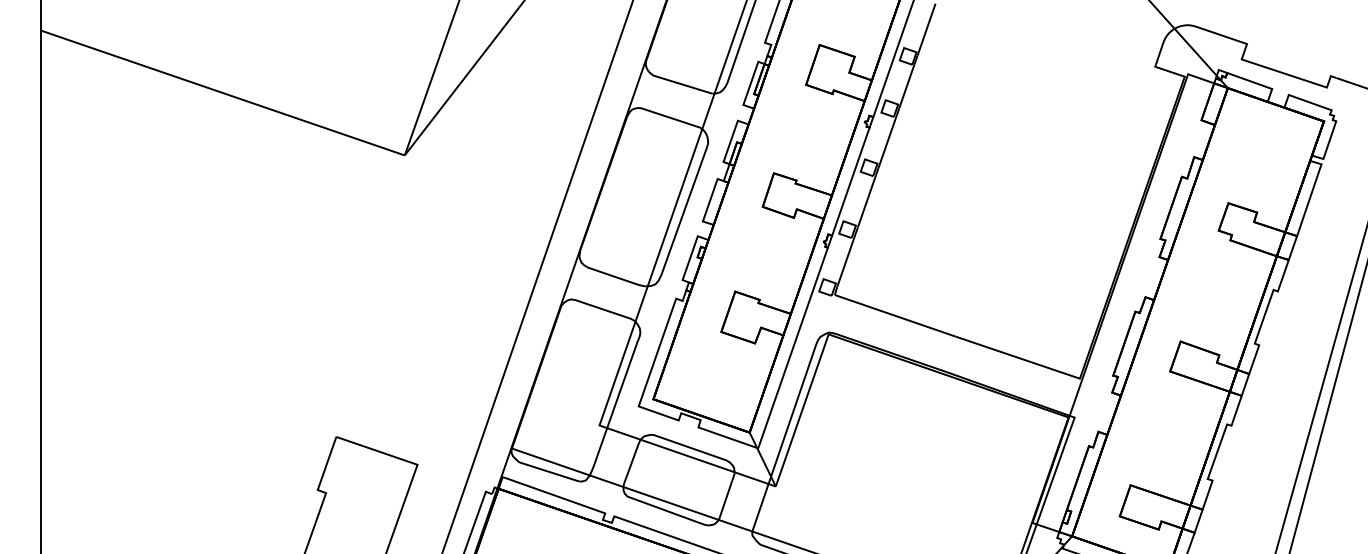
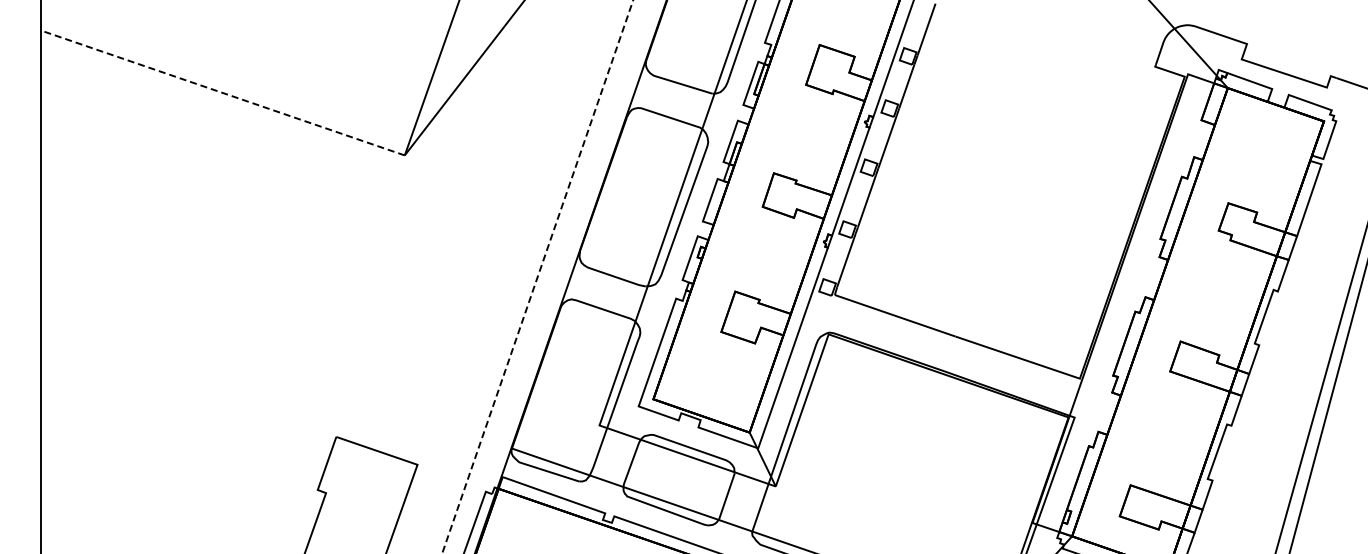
line: solid -> dashed (222, 92)
line: solid -> dashed (537, 276)
